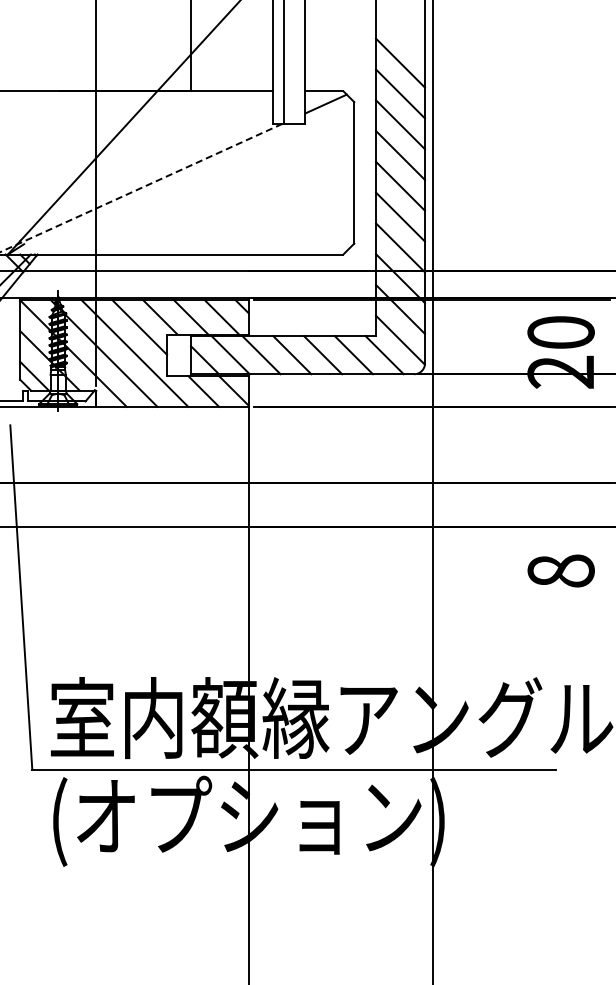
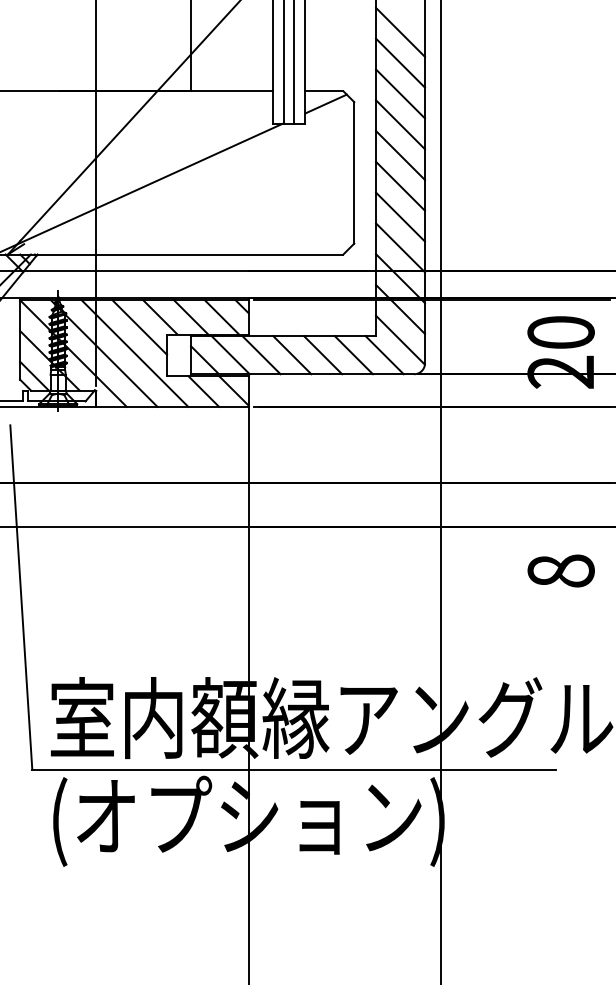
line: none -> present (400, 31)
line: none -> present (294, 62)
line: dashed -> solid (141, 187)
line position: (433, 491) -> (441, 491) (441, 491)
